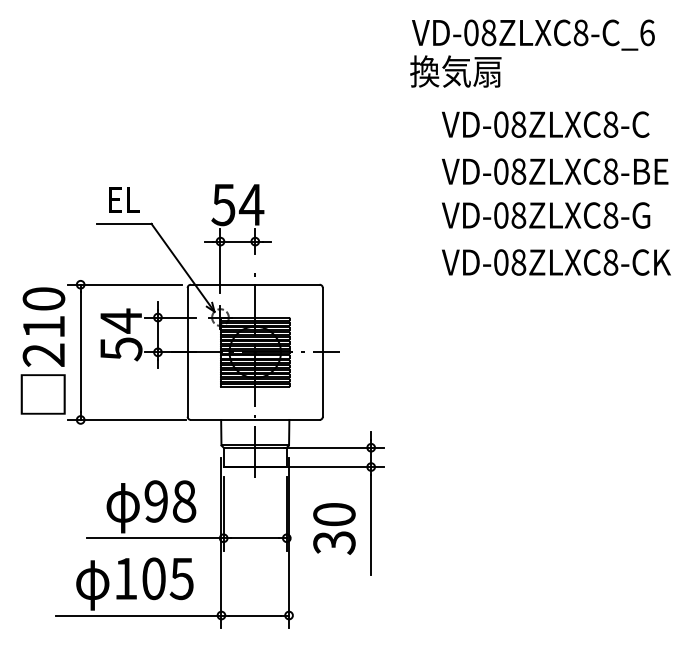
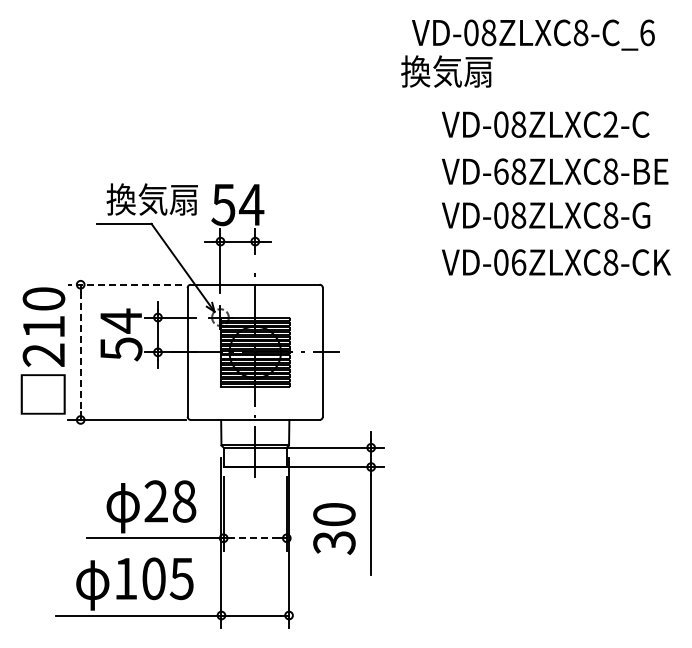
text position: (455, 71) -> (446, 71) (446, 71)
text: VD-08ZLXC8-C -> VD-08ZLXC2-C (610, 124)
text: VD-08ZLXC8-BE -> VD-68ZLXC8-BE (501, 171)
text: EL -> 換気扇 (151, 199)
text: VD-08ZLXC8-CK -> VD-06ZLXC8-CK (518, 262)
line: solid -> dashed (124, 284)
line: solid -> dashed (80, 352)
text: 98 -> 28 (155, 501)
line: solid -> dashed (255, 538)
